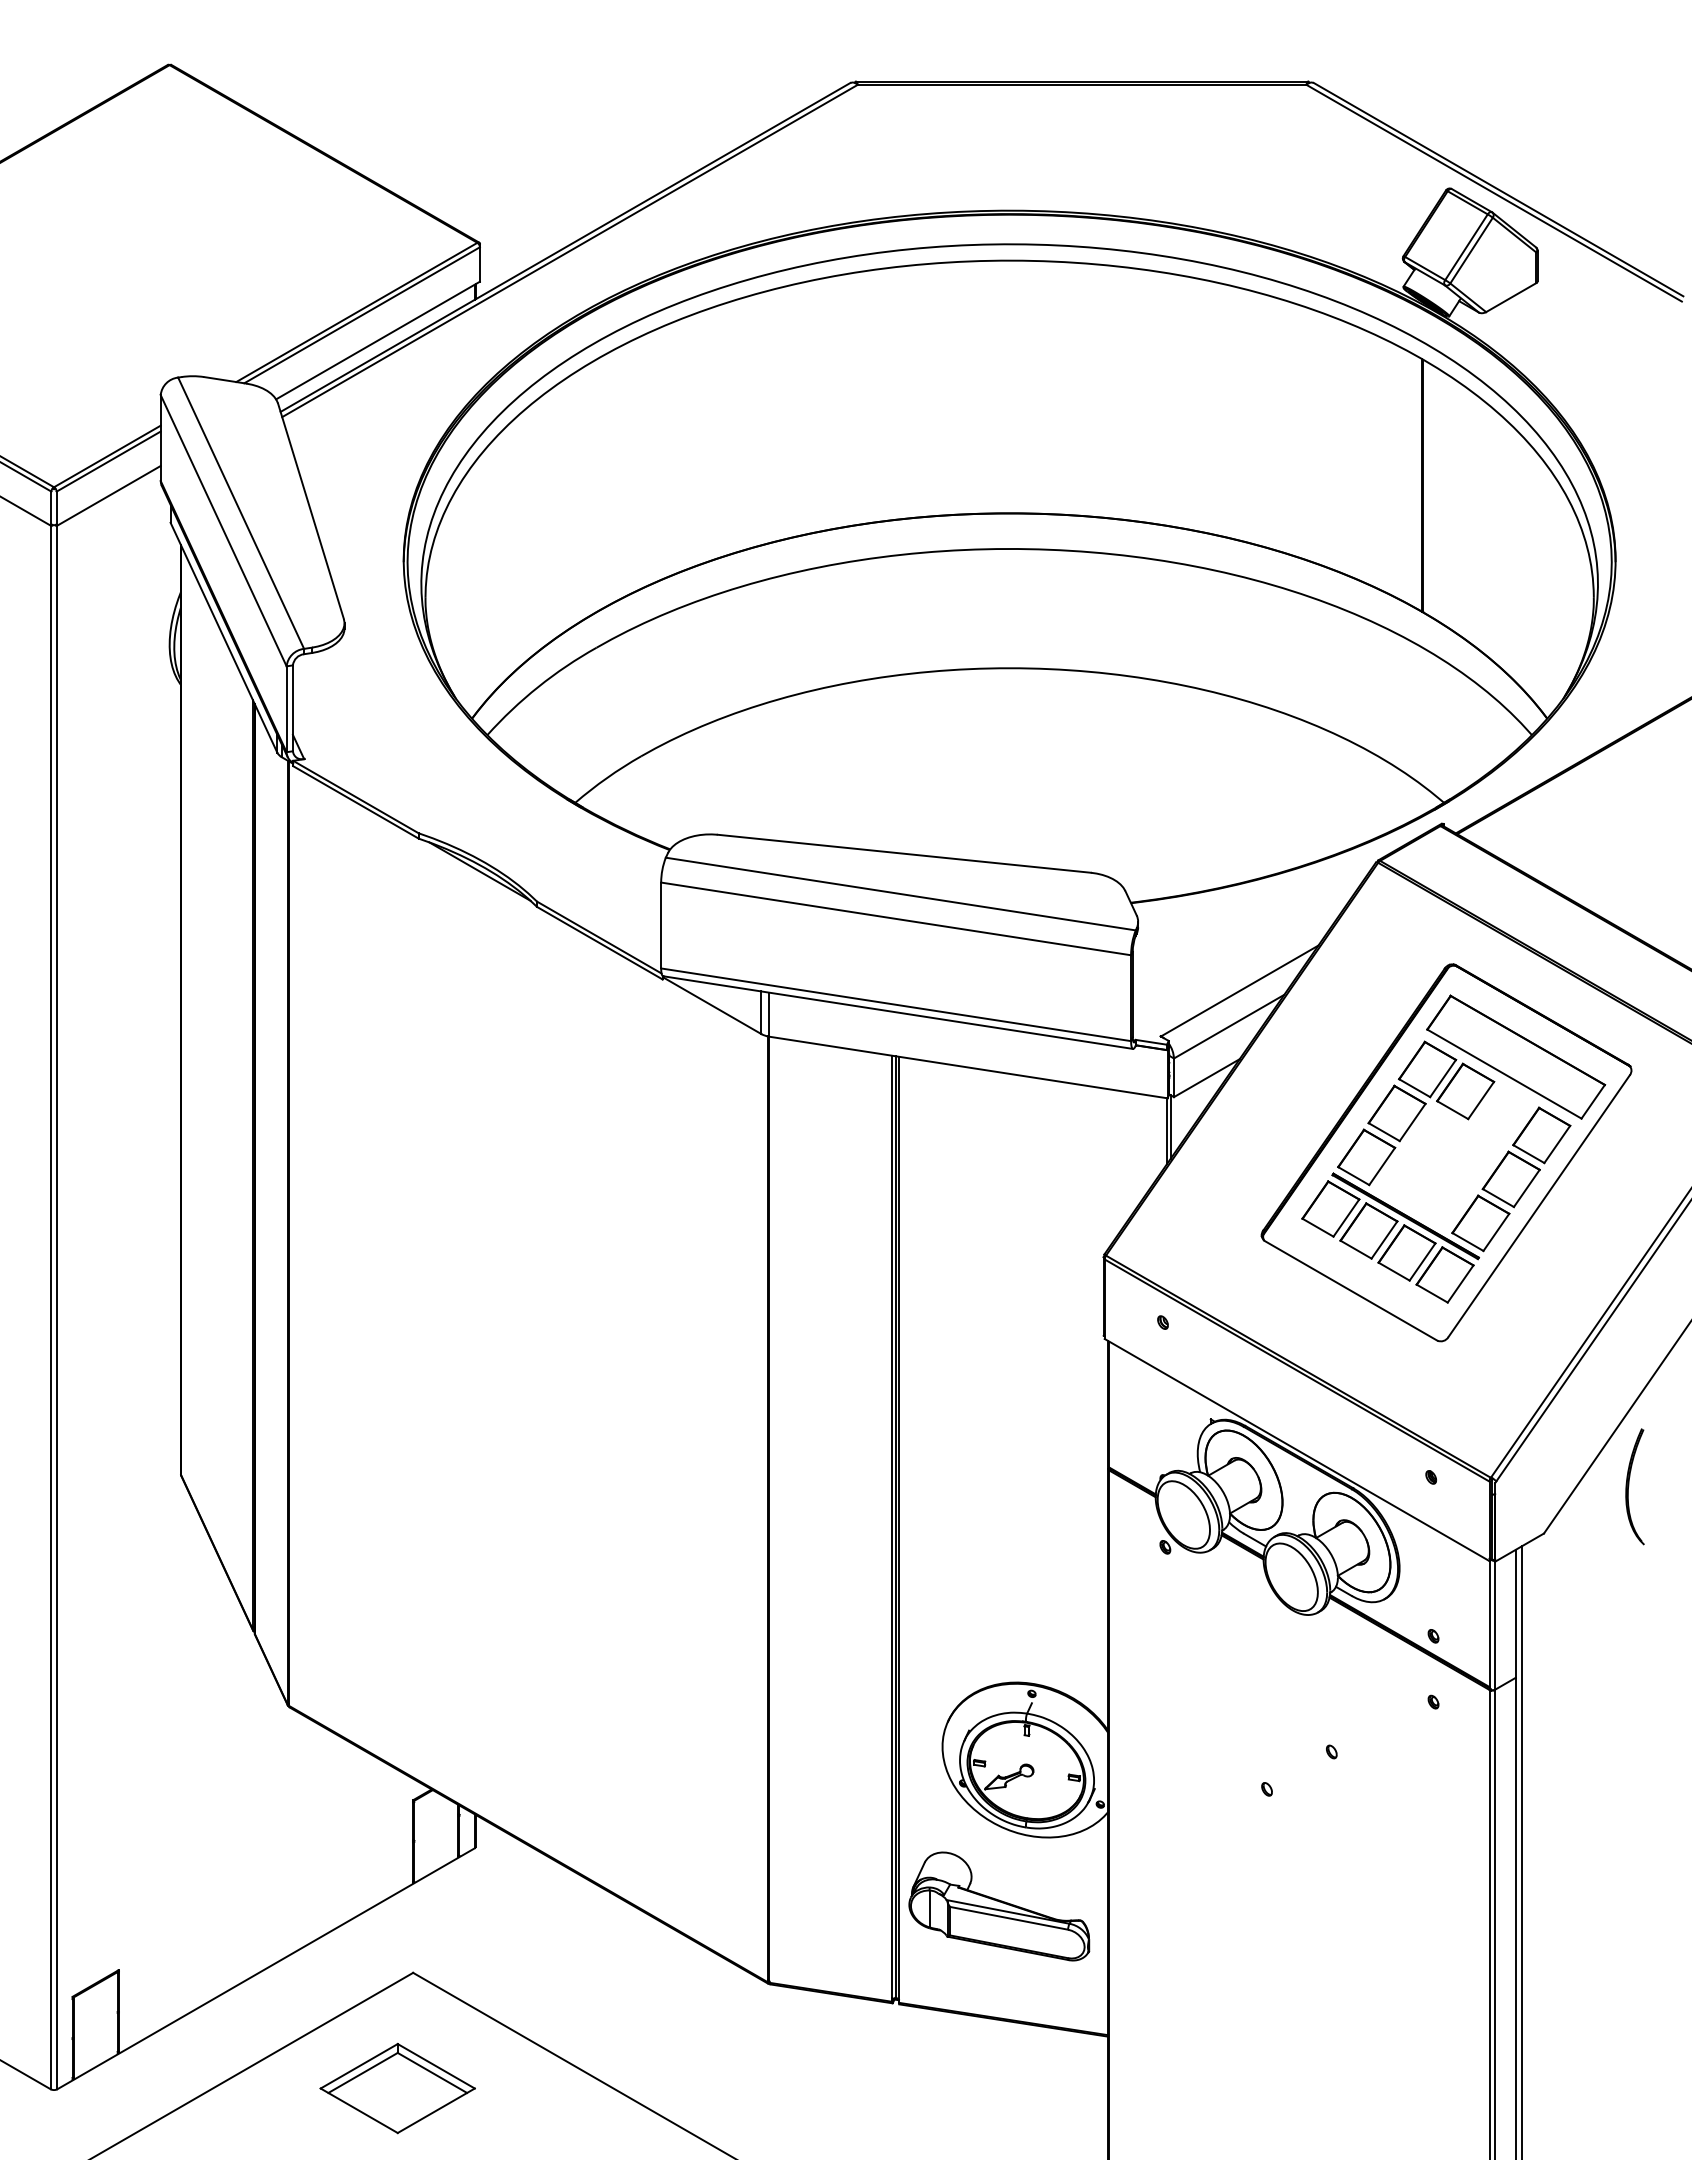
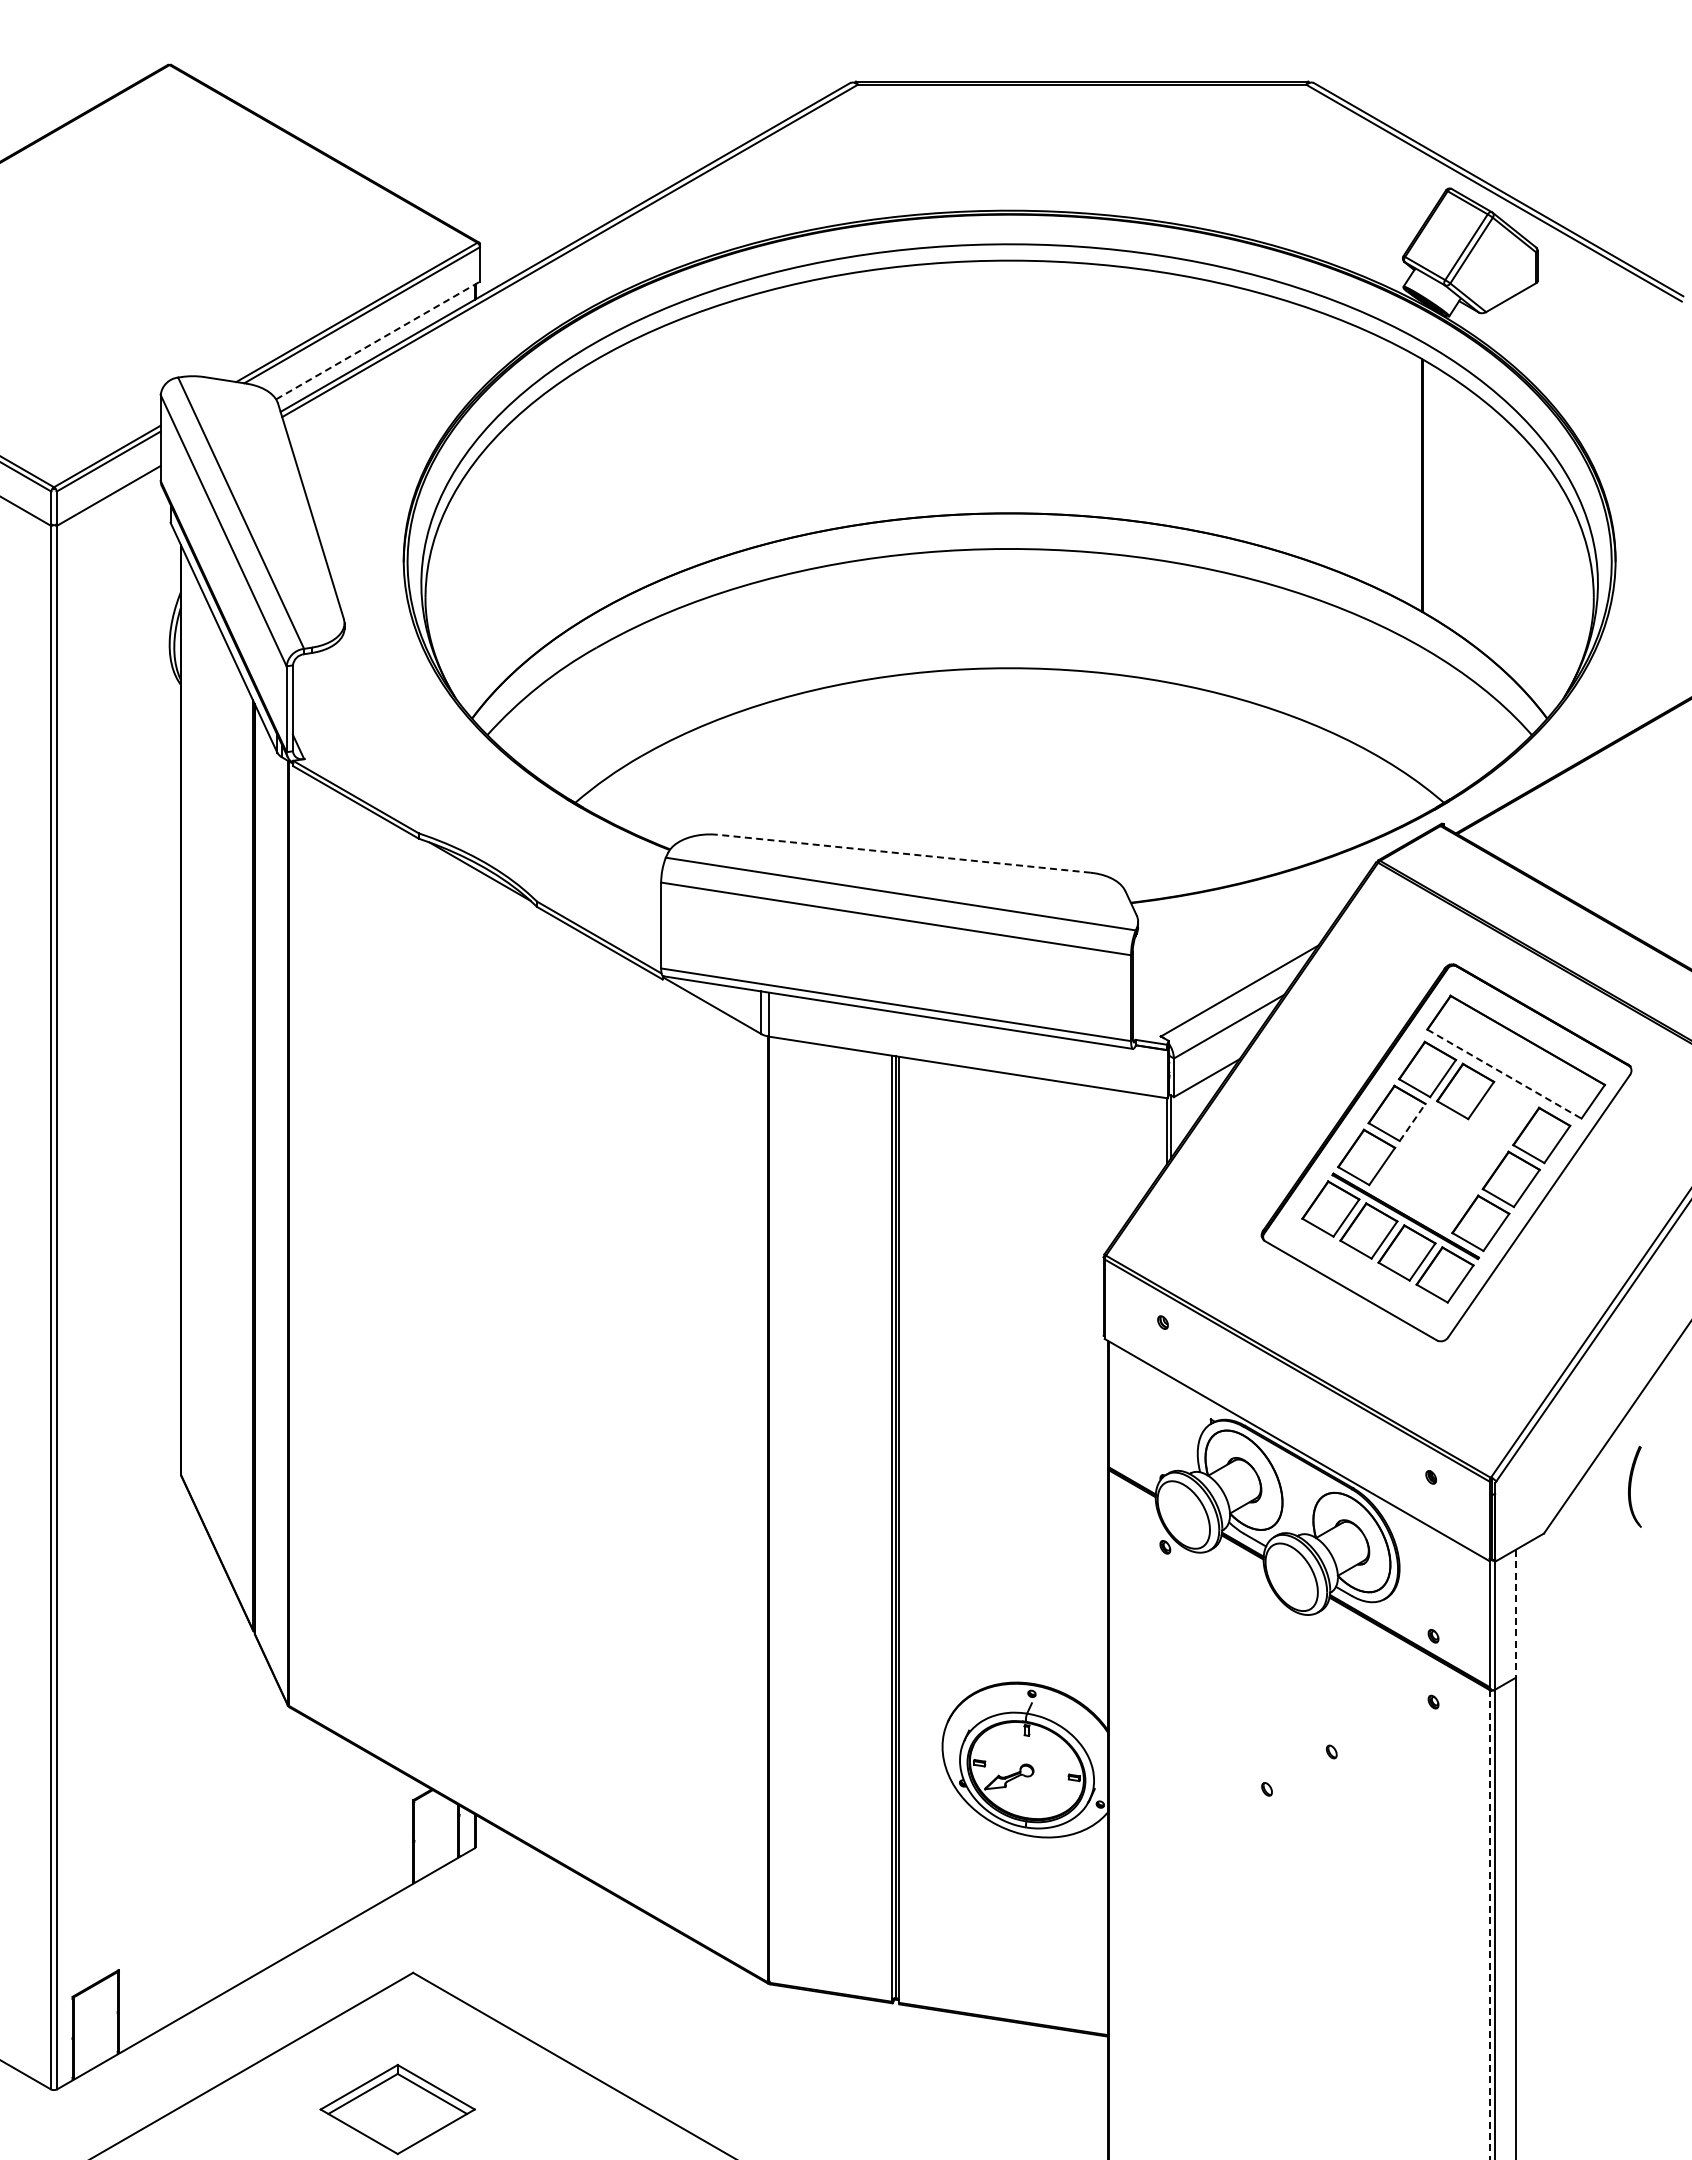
line: solid -> dashed (378, 340)
line: solid -> dashed (904, 853)
line: solid -> dashed (1504, 1074)
line: solid -> dashed (1412, 1122)
part size: 20x118 px -> 14x82 px (1634, 1486)
line: solid -> dashed (1515, 1613)
line: present -> none (1521, 1851)
part: present -> none (999, 1906)
line: solid -> dashed (1489, 1924)
part position: (397, 2088) -> (397, 2109) (397, 2109)
